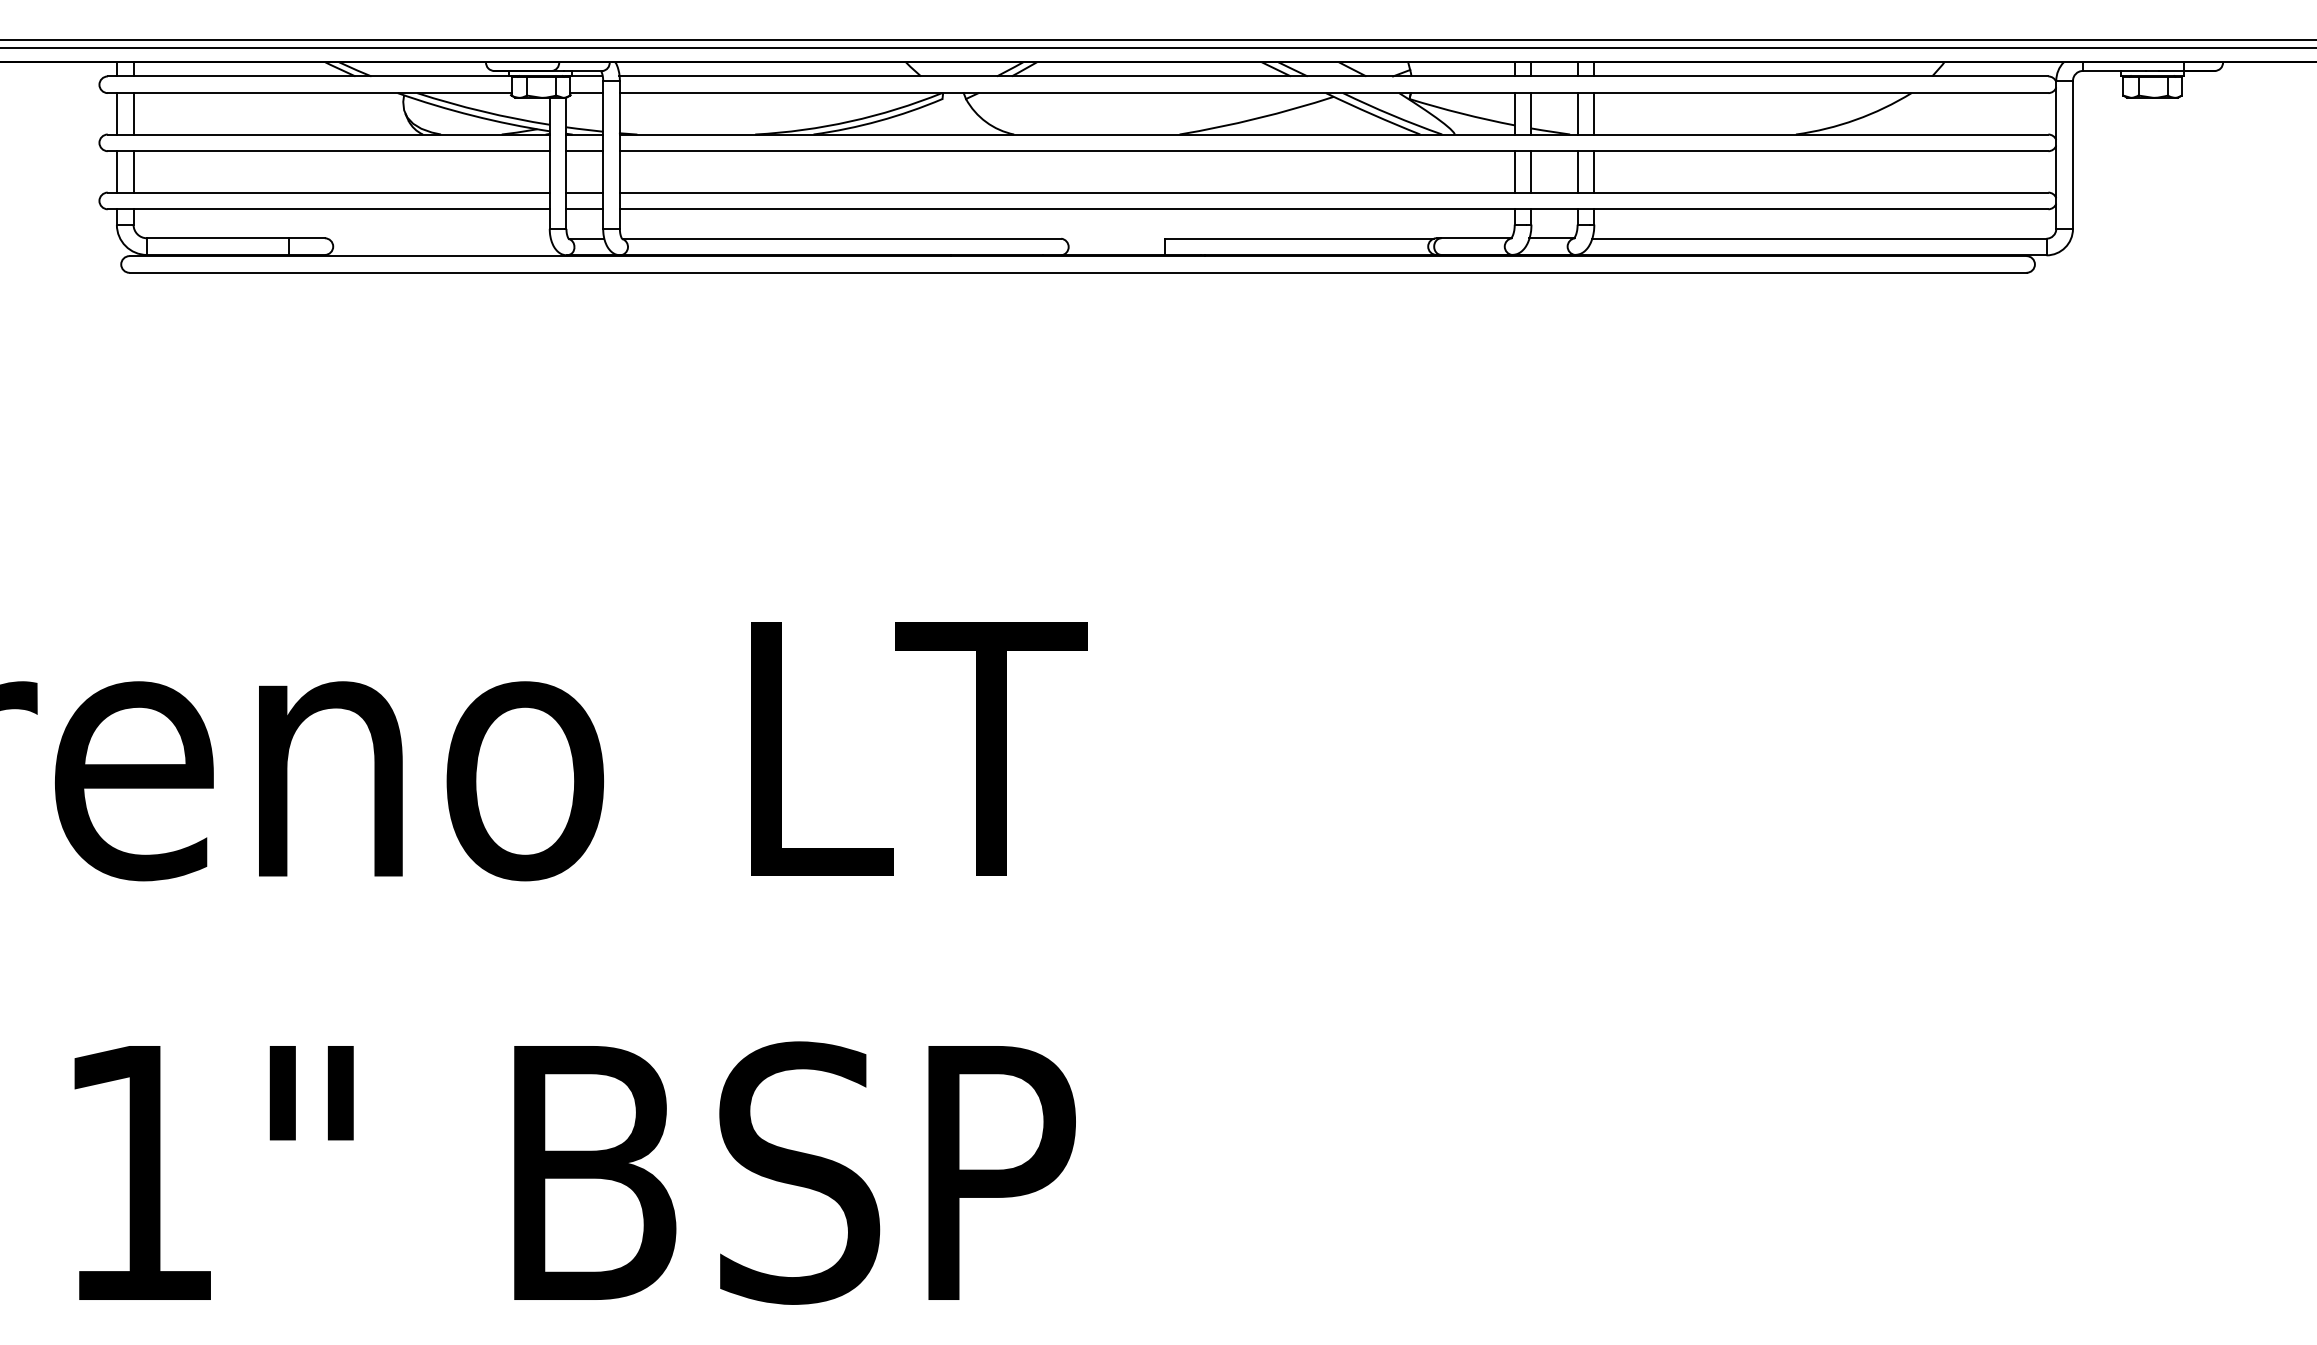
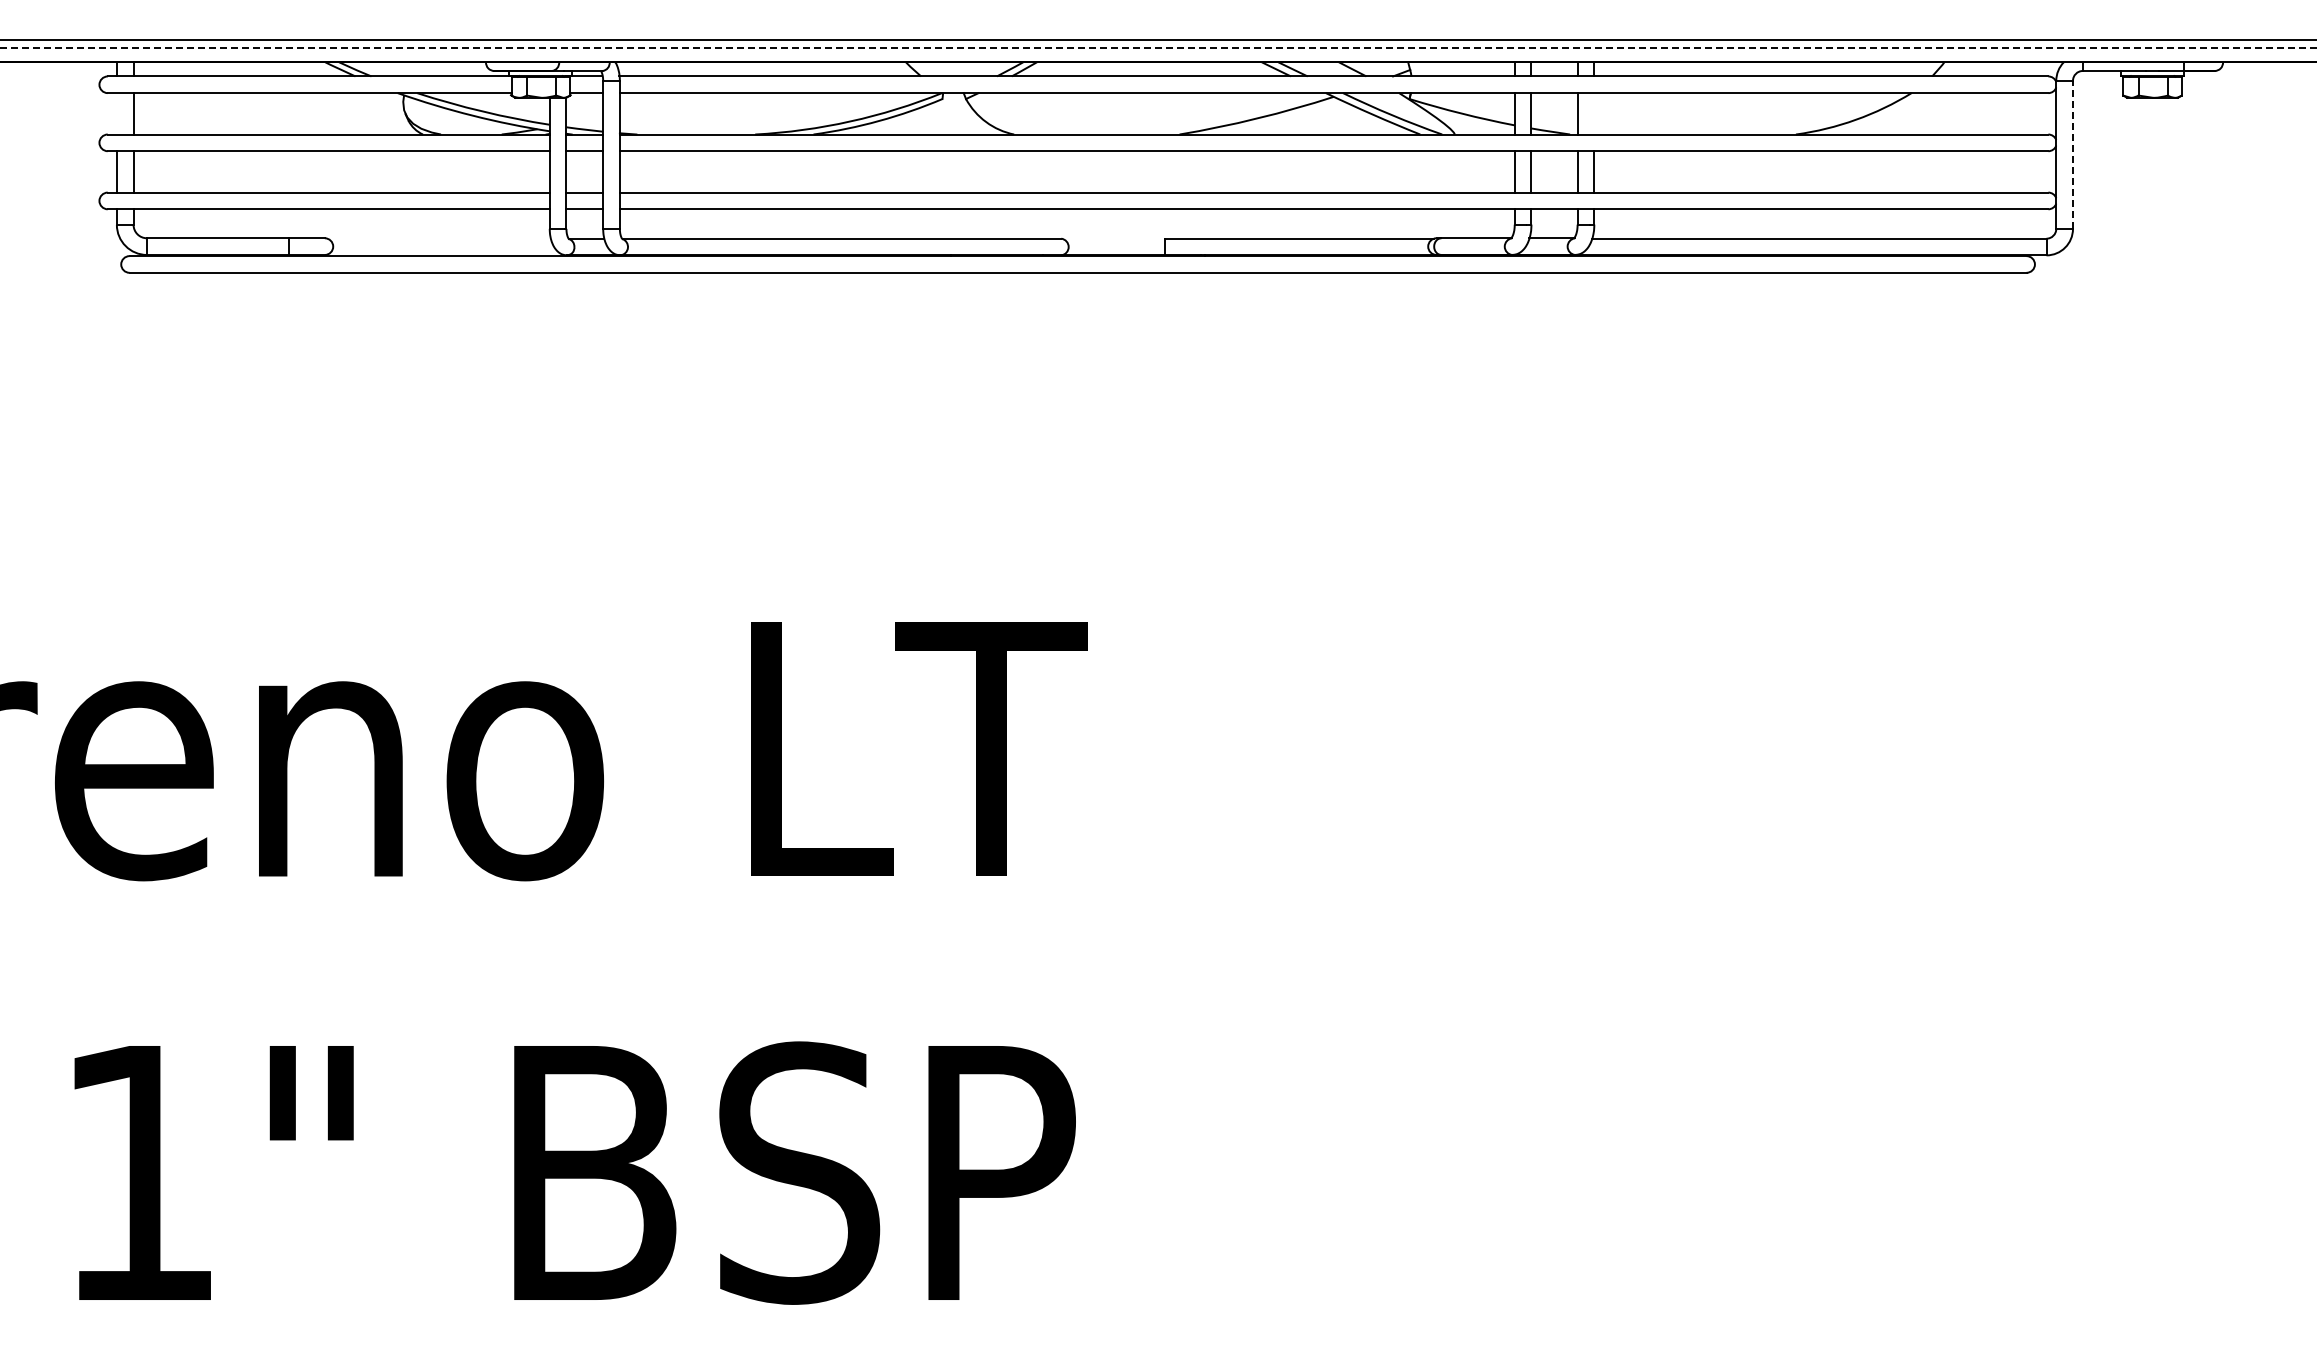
line: solid -> dashed (1158, 47)
line: present -> none (116, 113)
line: present -> none (1594, 113)
line: solid -> dashed (2072, 154)
